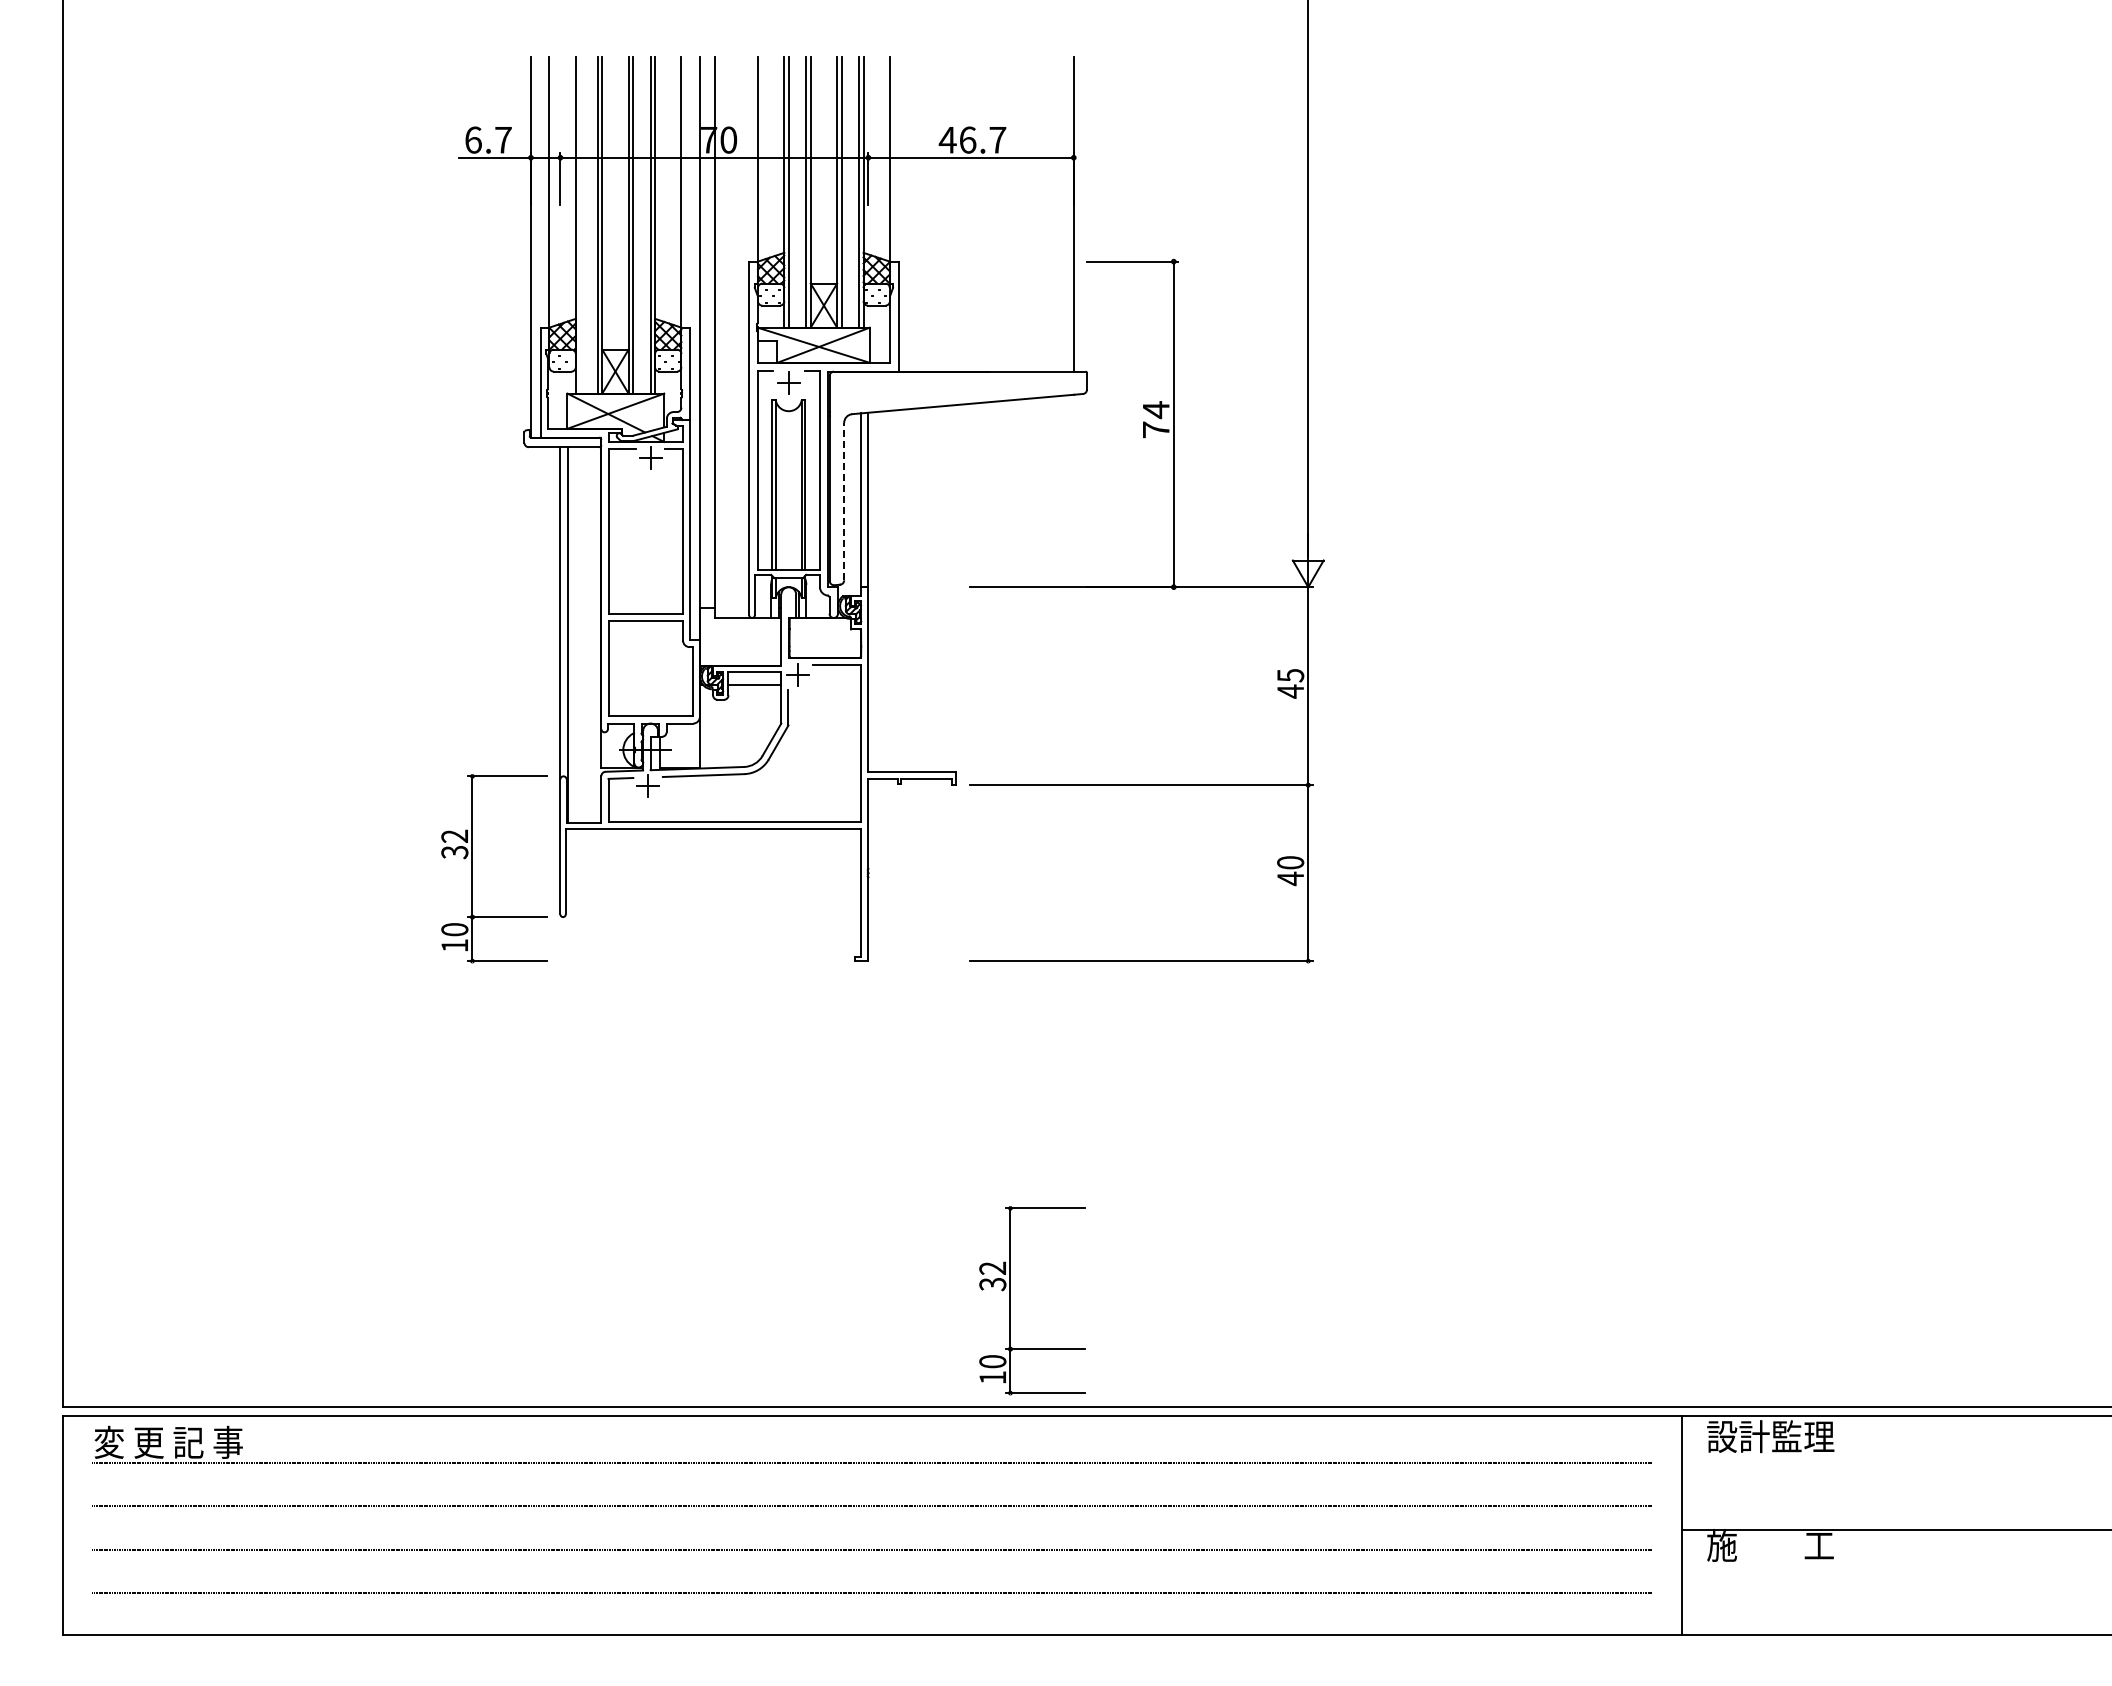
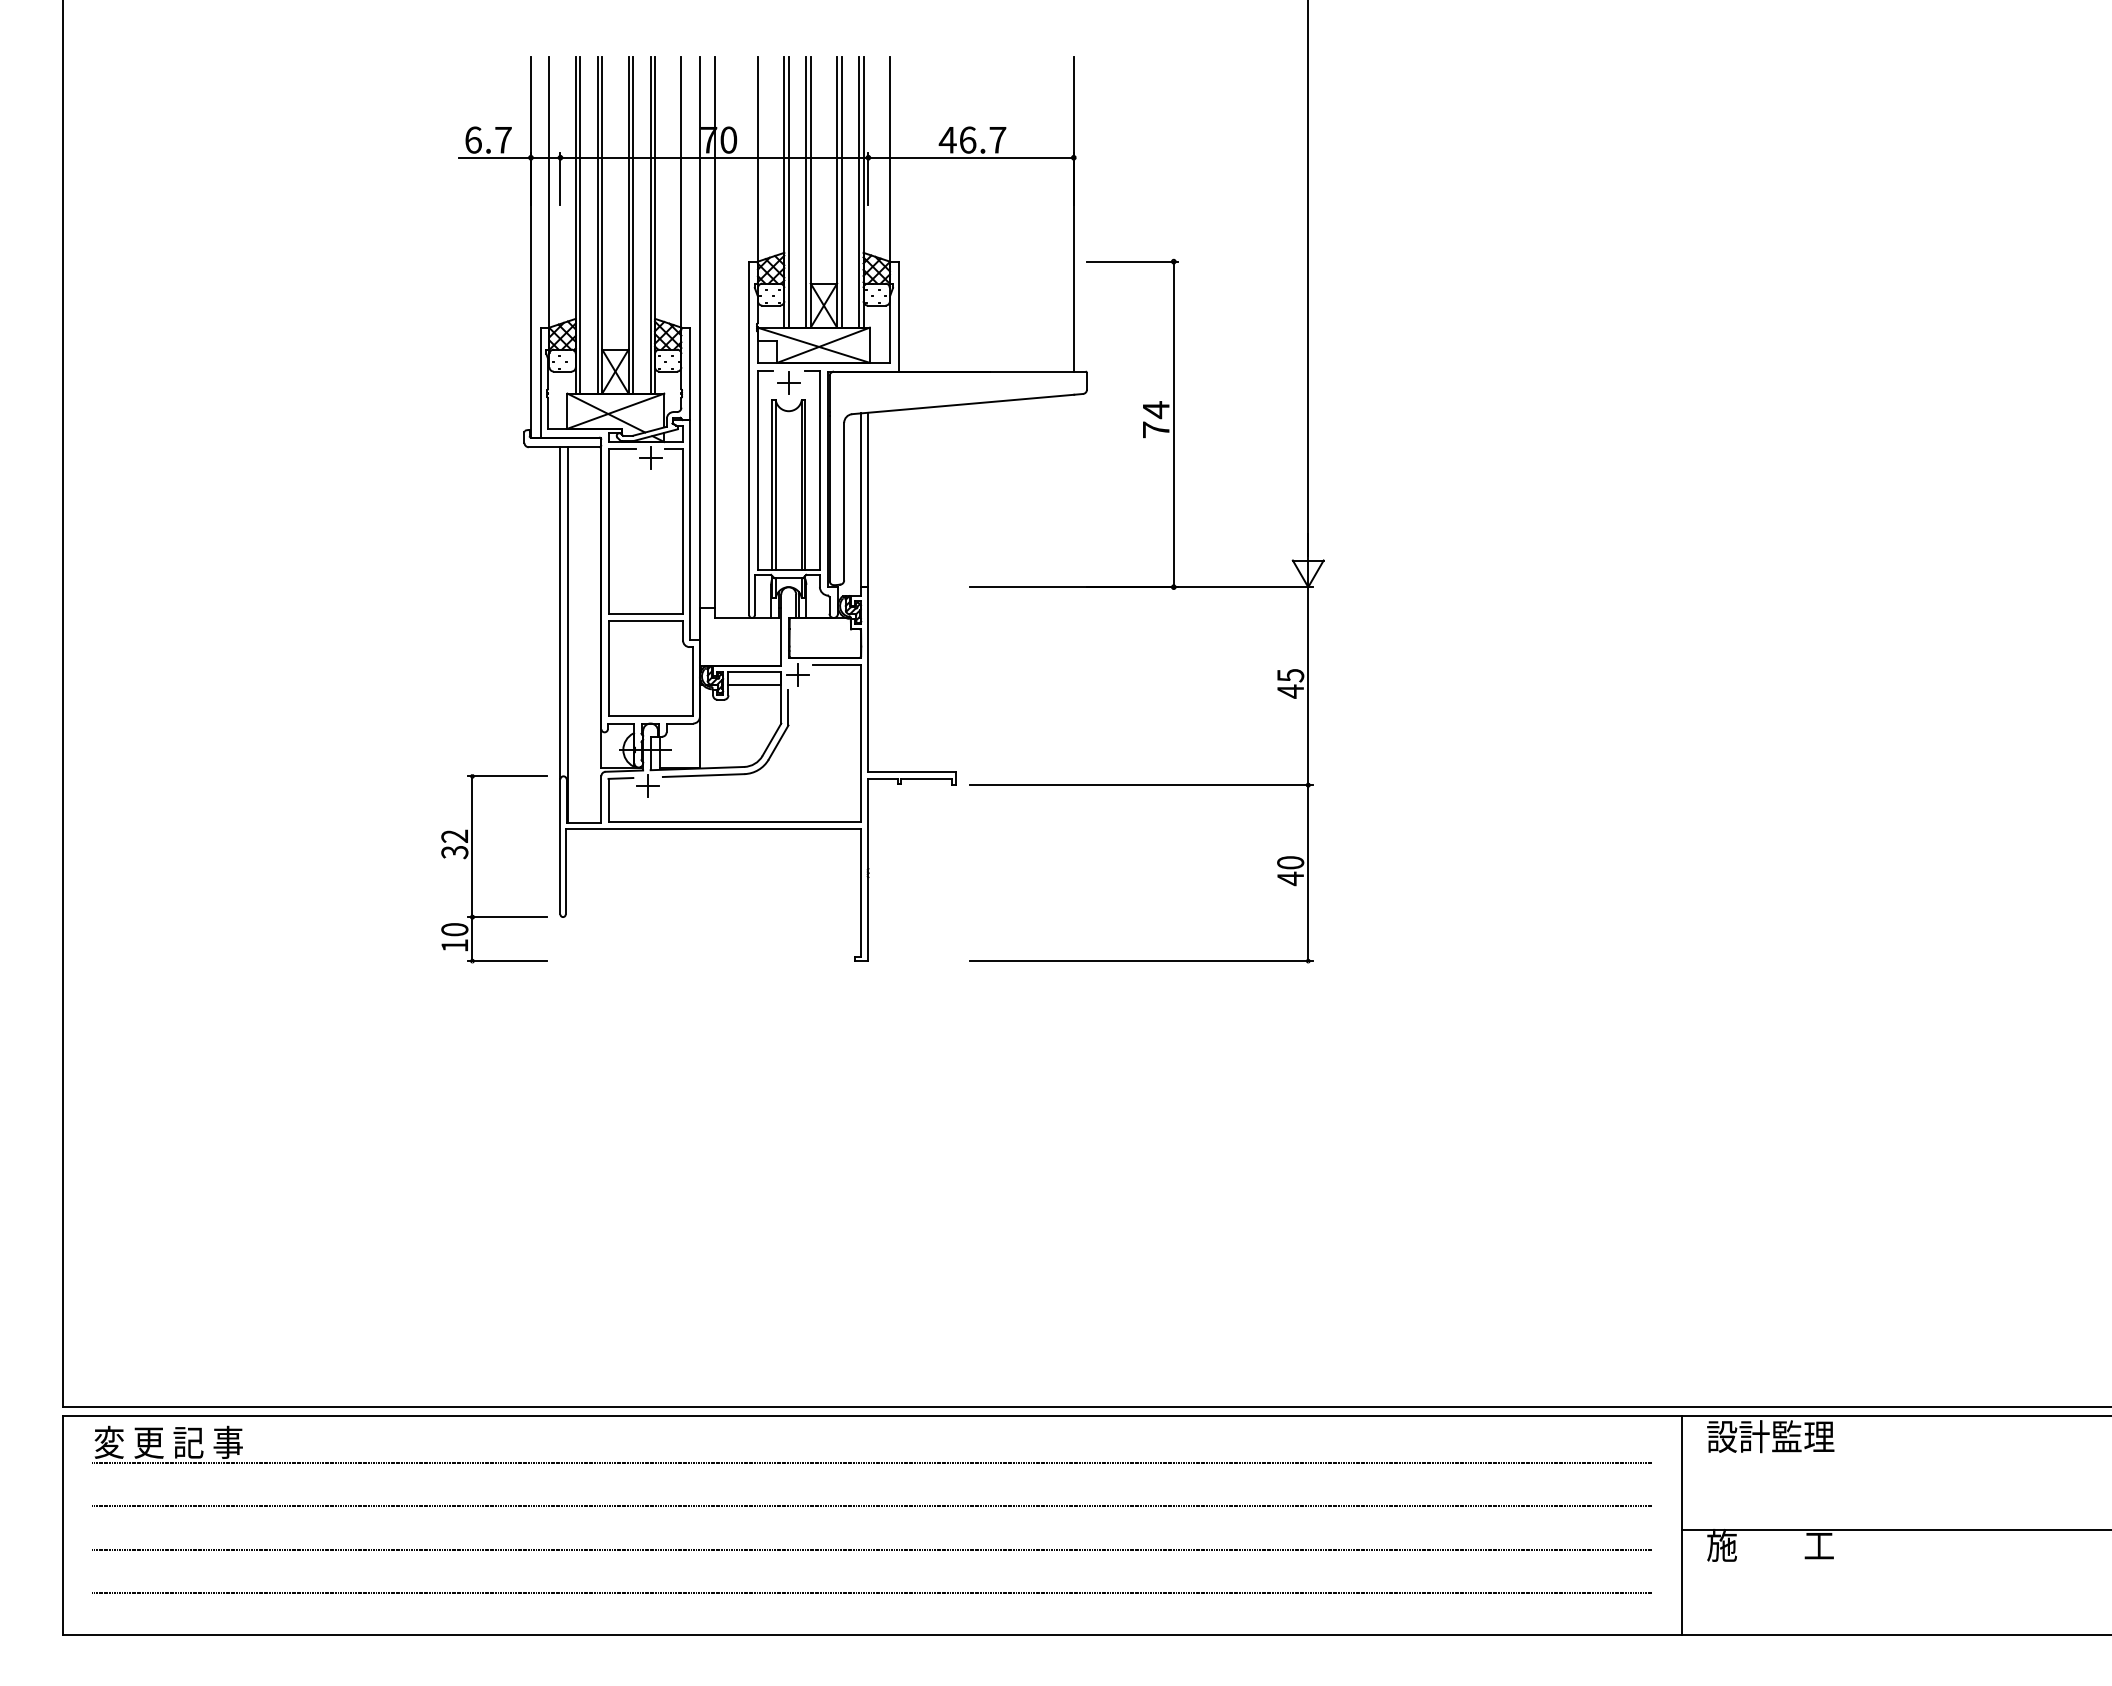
line: none -> present (580, 225)
line: dashed -> solid (844, 501)
part: present -> none (1010, 1300)
